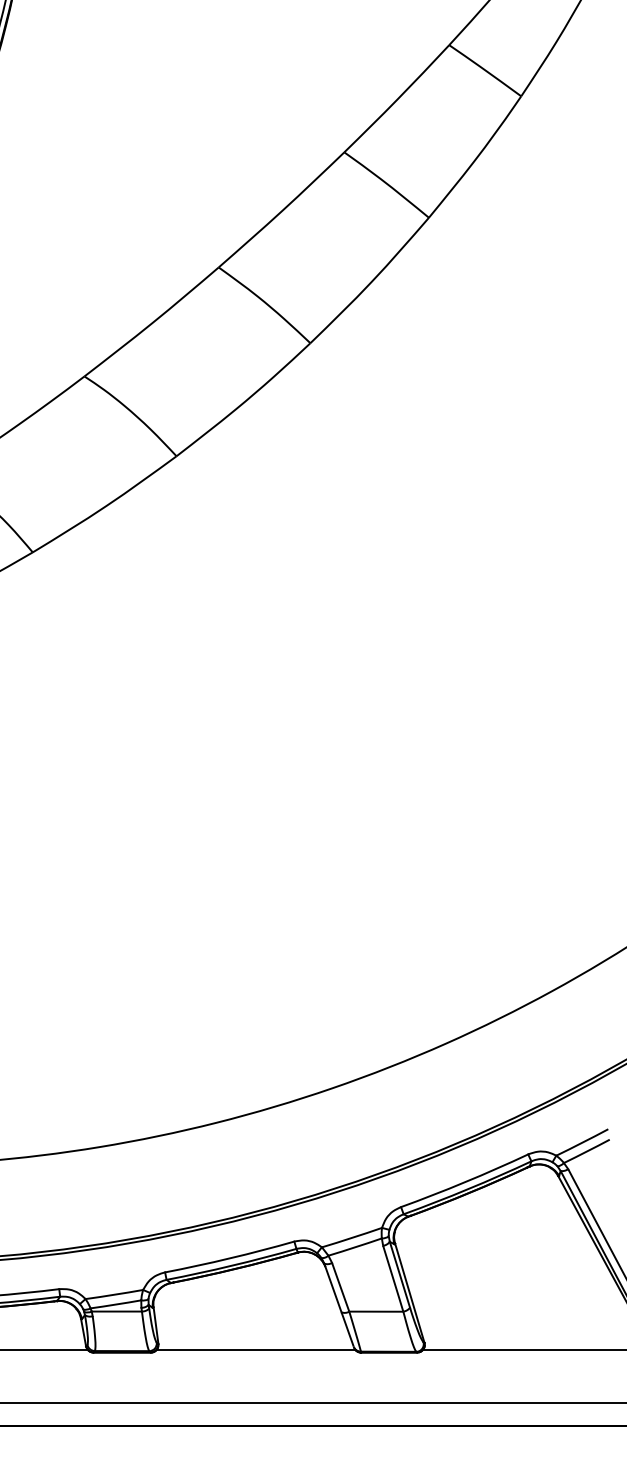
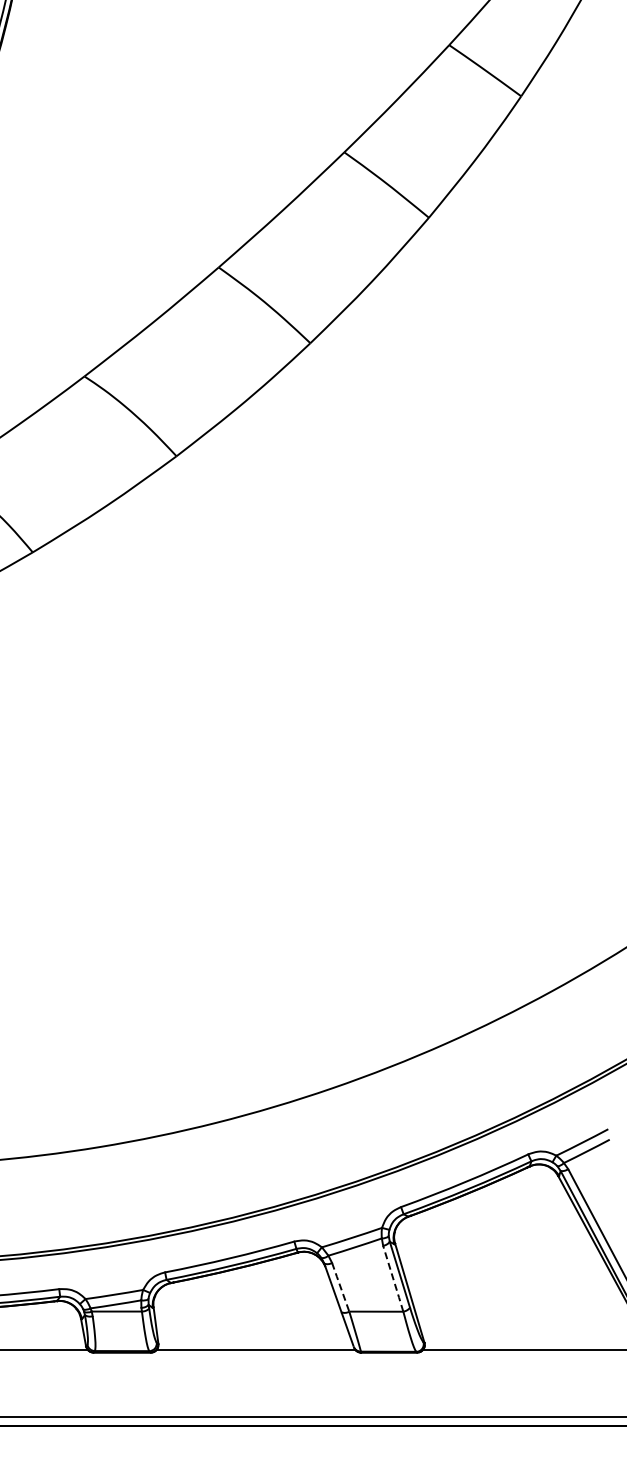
line: solid -> dashed (393, 1278)
line: solid -> dashed (340, 1287)
line position: (312, 1403) -> (312, 1417) (312, 1417)
